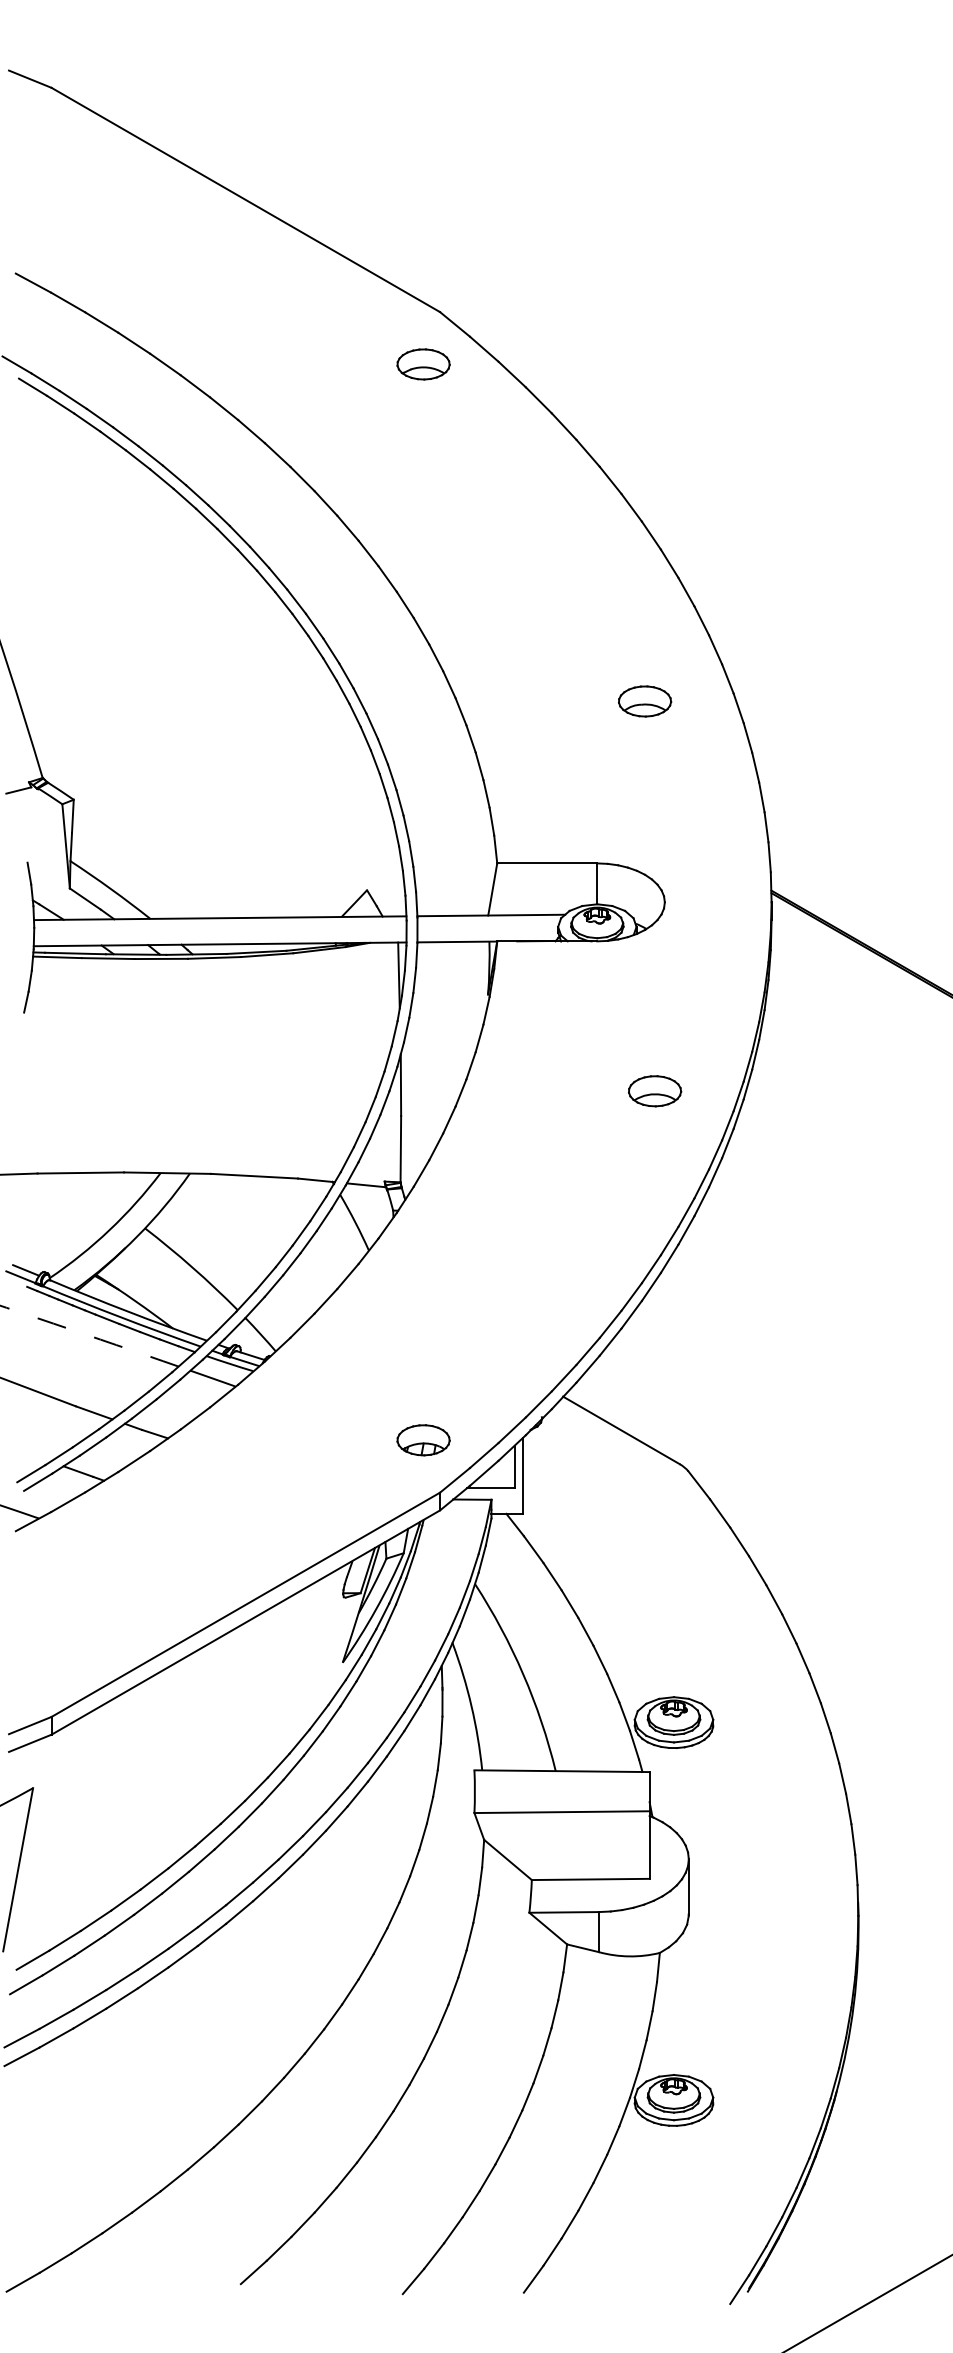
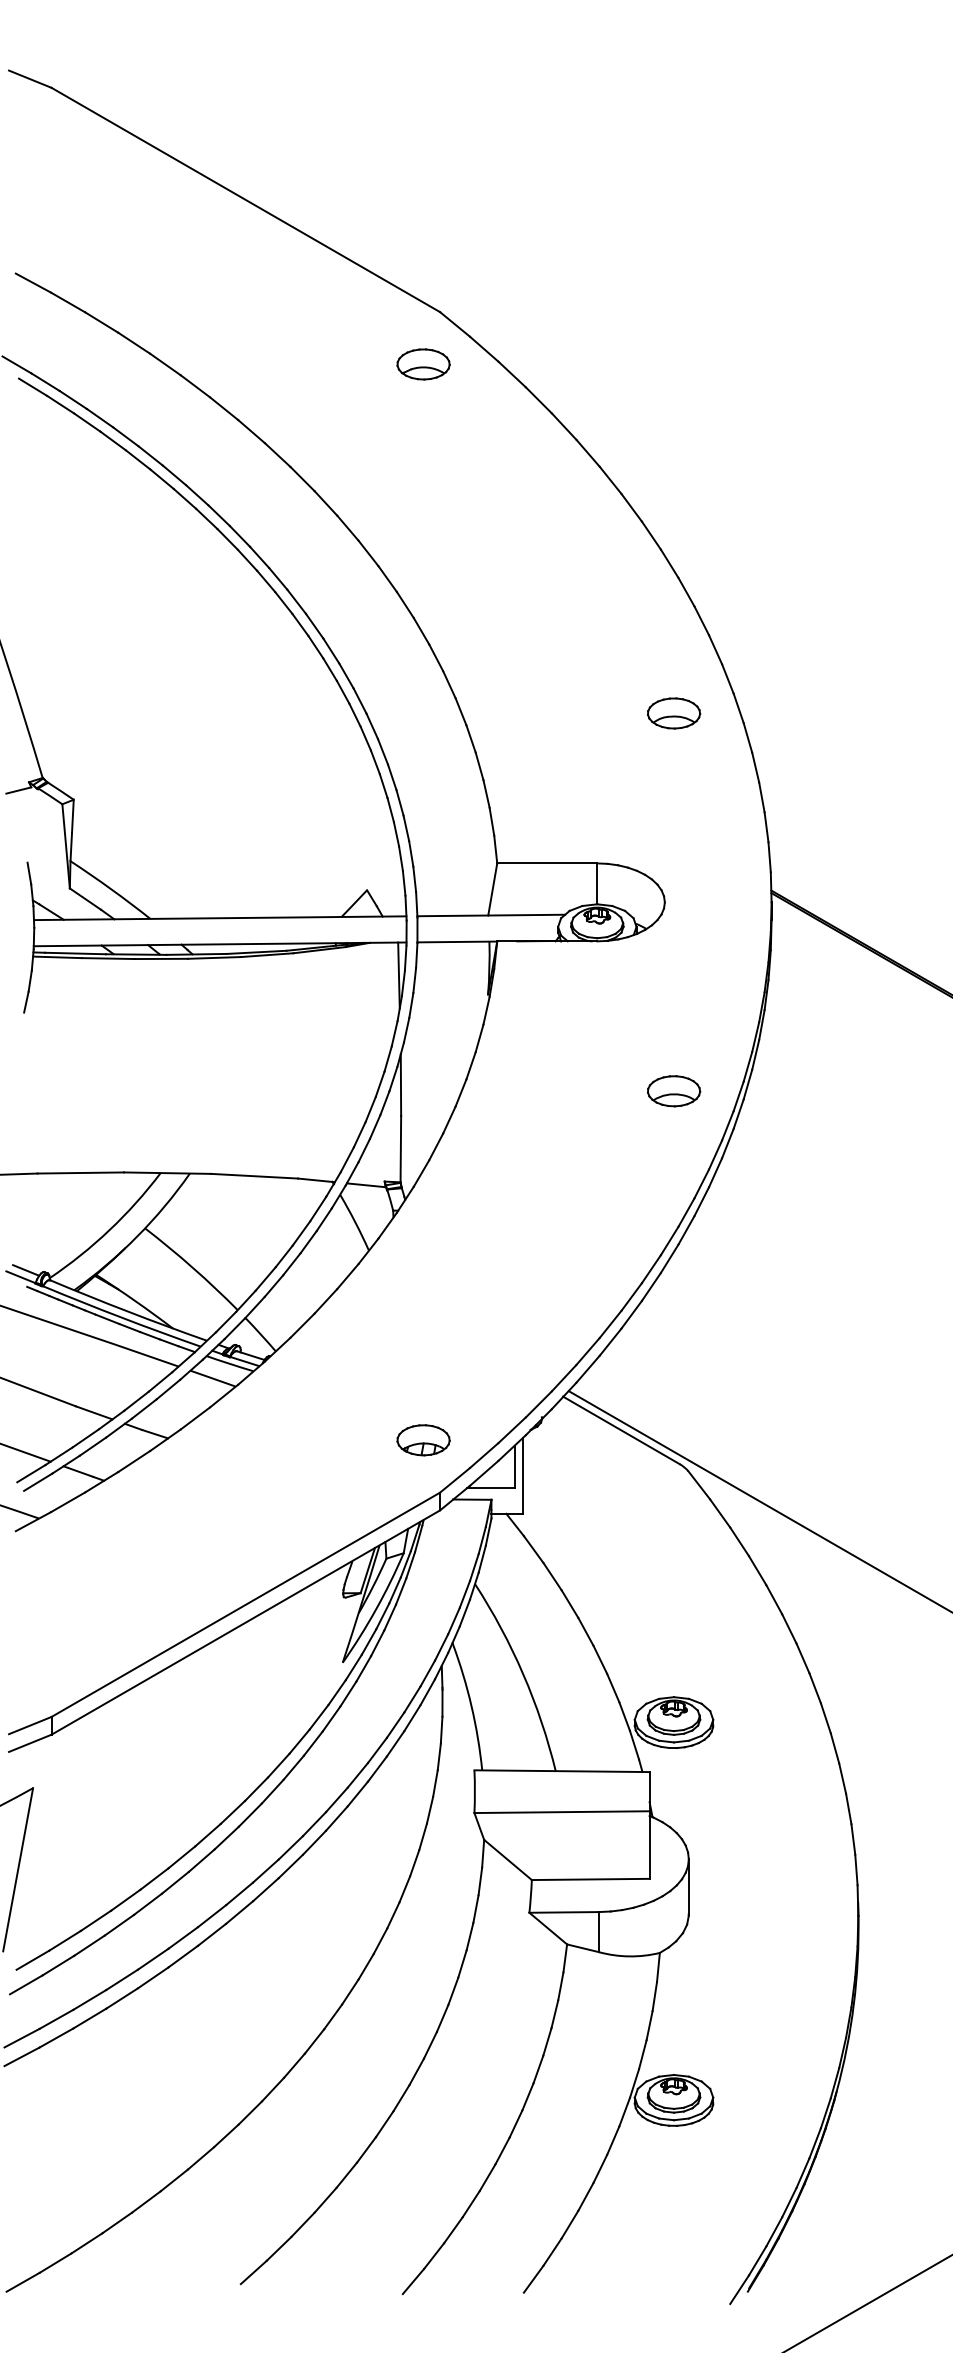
part position: (645, 701) -> (674, 713) (674, 713)
part position: (655, 1091) -> (674, 1091) (674, 1091)
arc: dashed -> solid (89, 1335)
line: none -> present (26, 1452)
line: none -> present (758, 1500)
